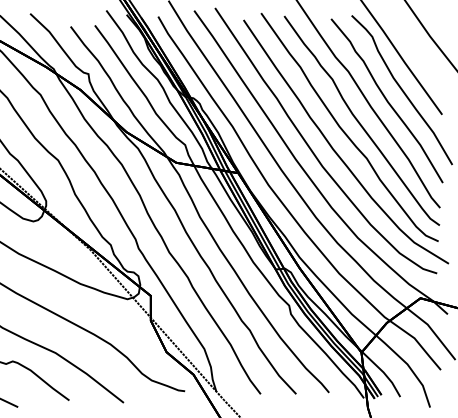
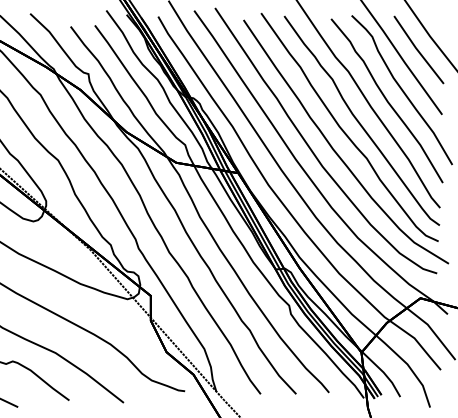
part: none -> present (418, 49)
